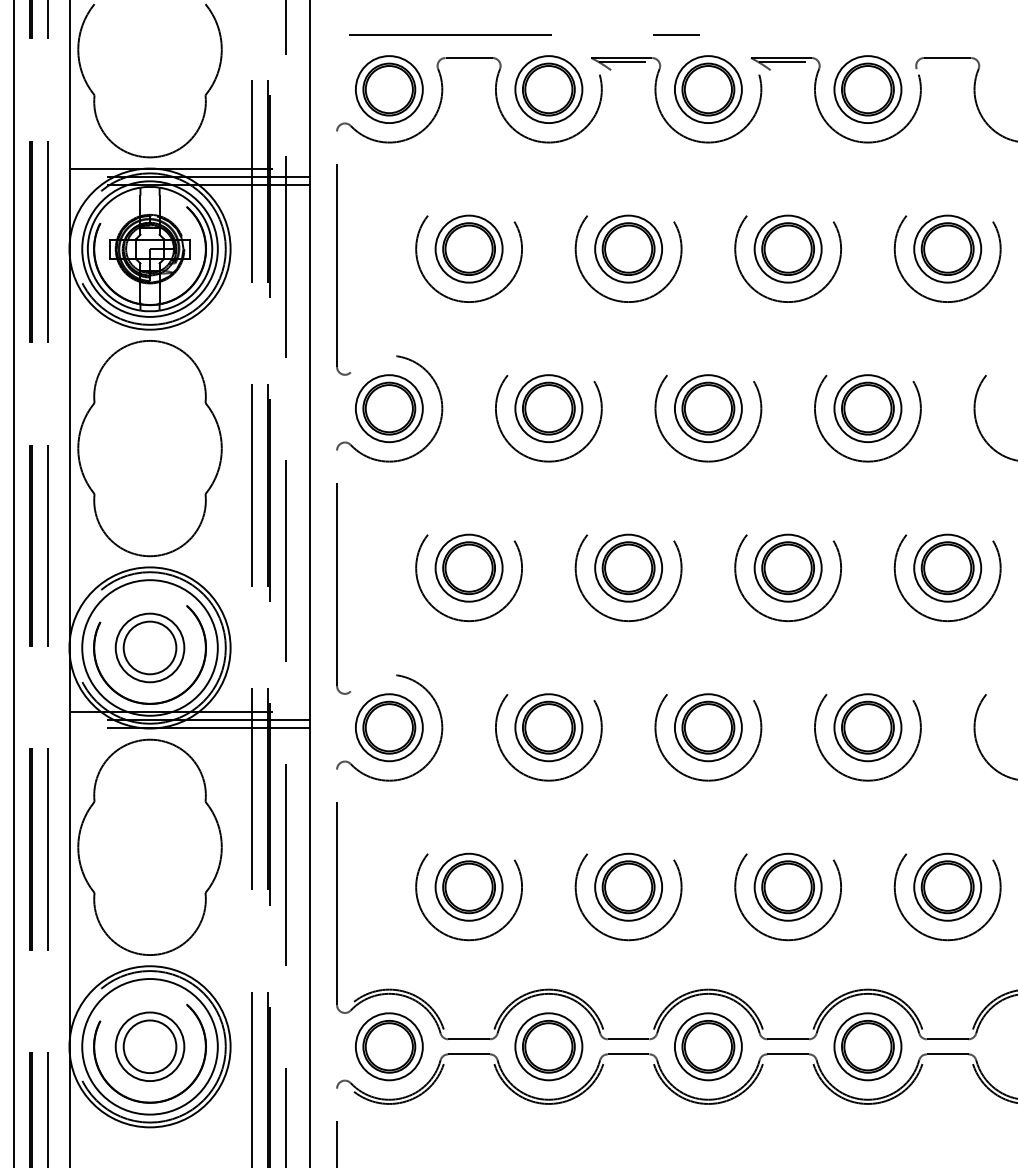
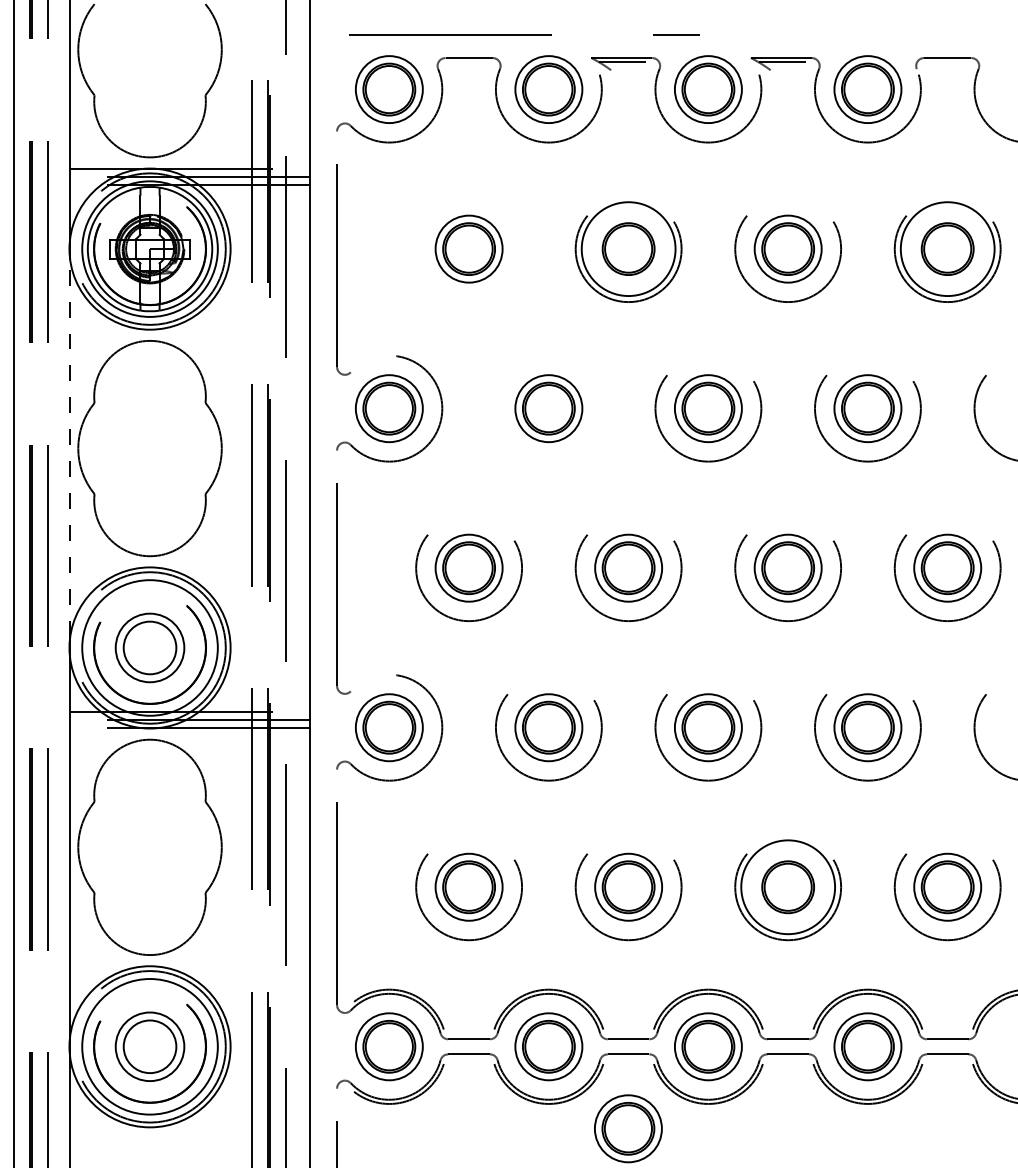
circle diameter: 67 px -> 94 px (628, 249)
circle diameter: 67 px -> 94 px (947, 249)
circle: present -> none (468, 258)
circle: present -> none (548, 418)
line: solid -> dashed (70, 448)
circle diameter: 67 px -> 94 px (788, 887)
part: none -> present (628, 1128)
